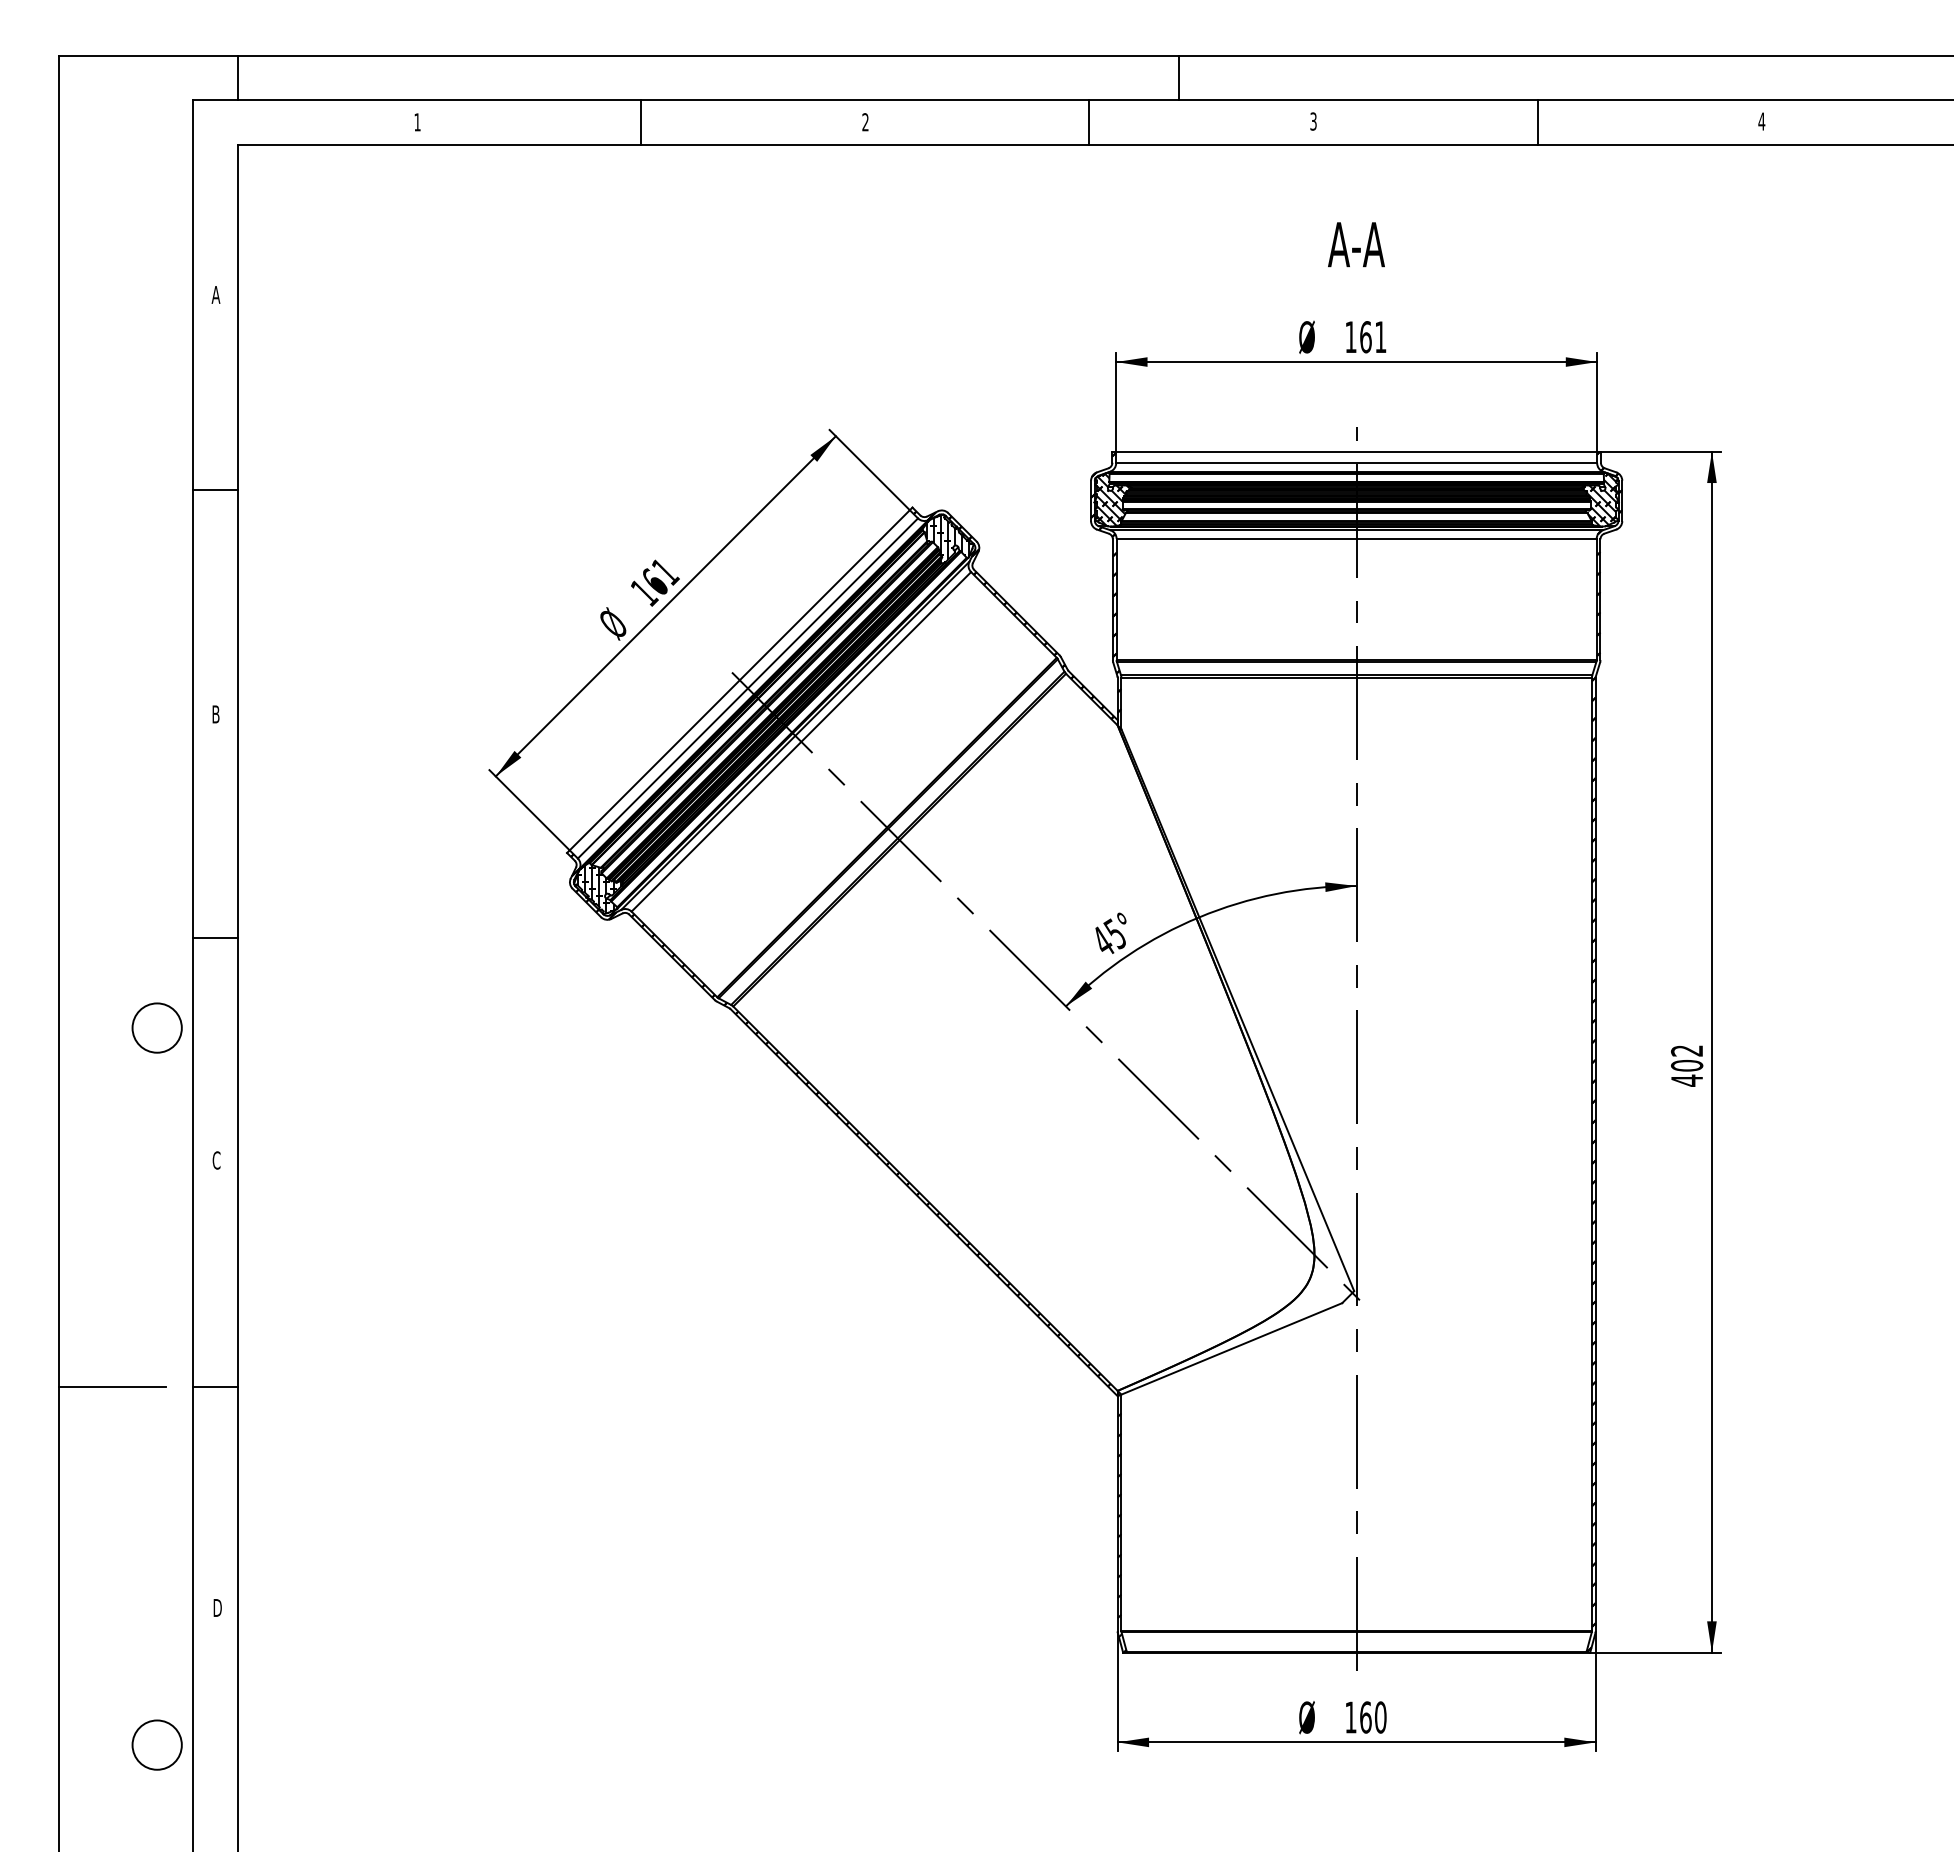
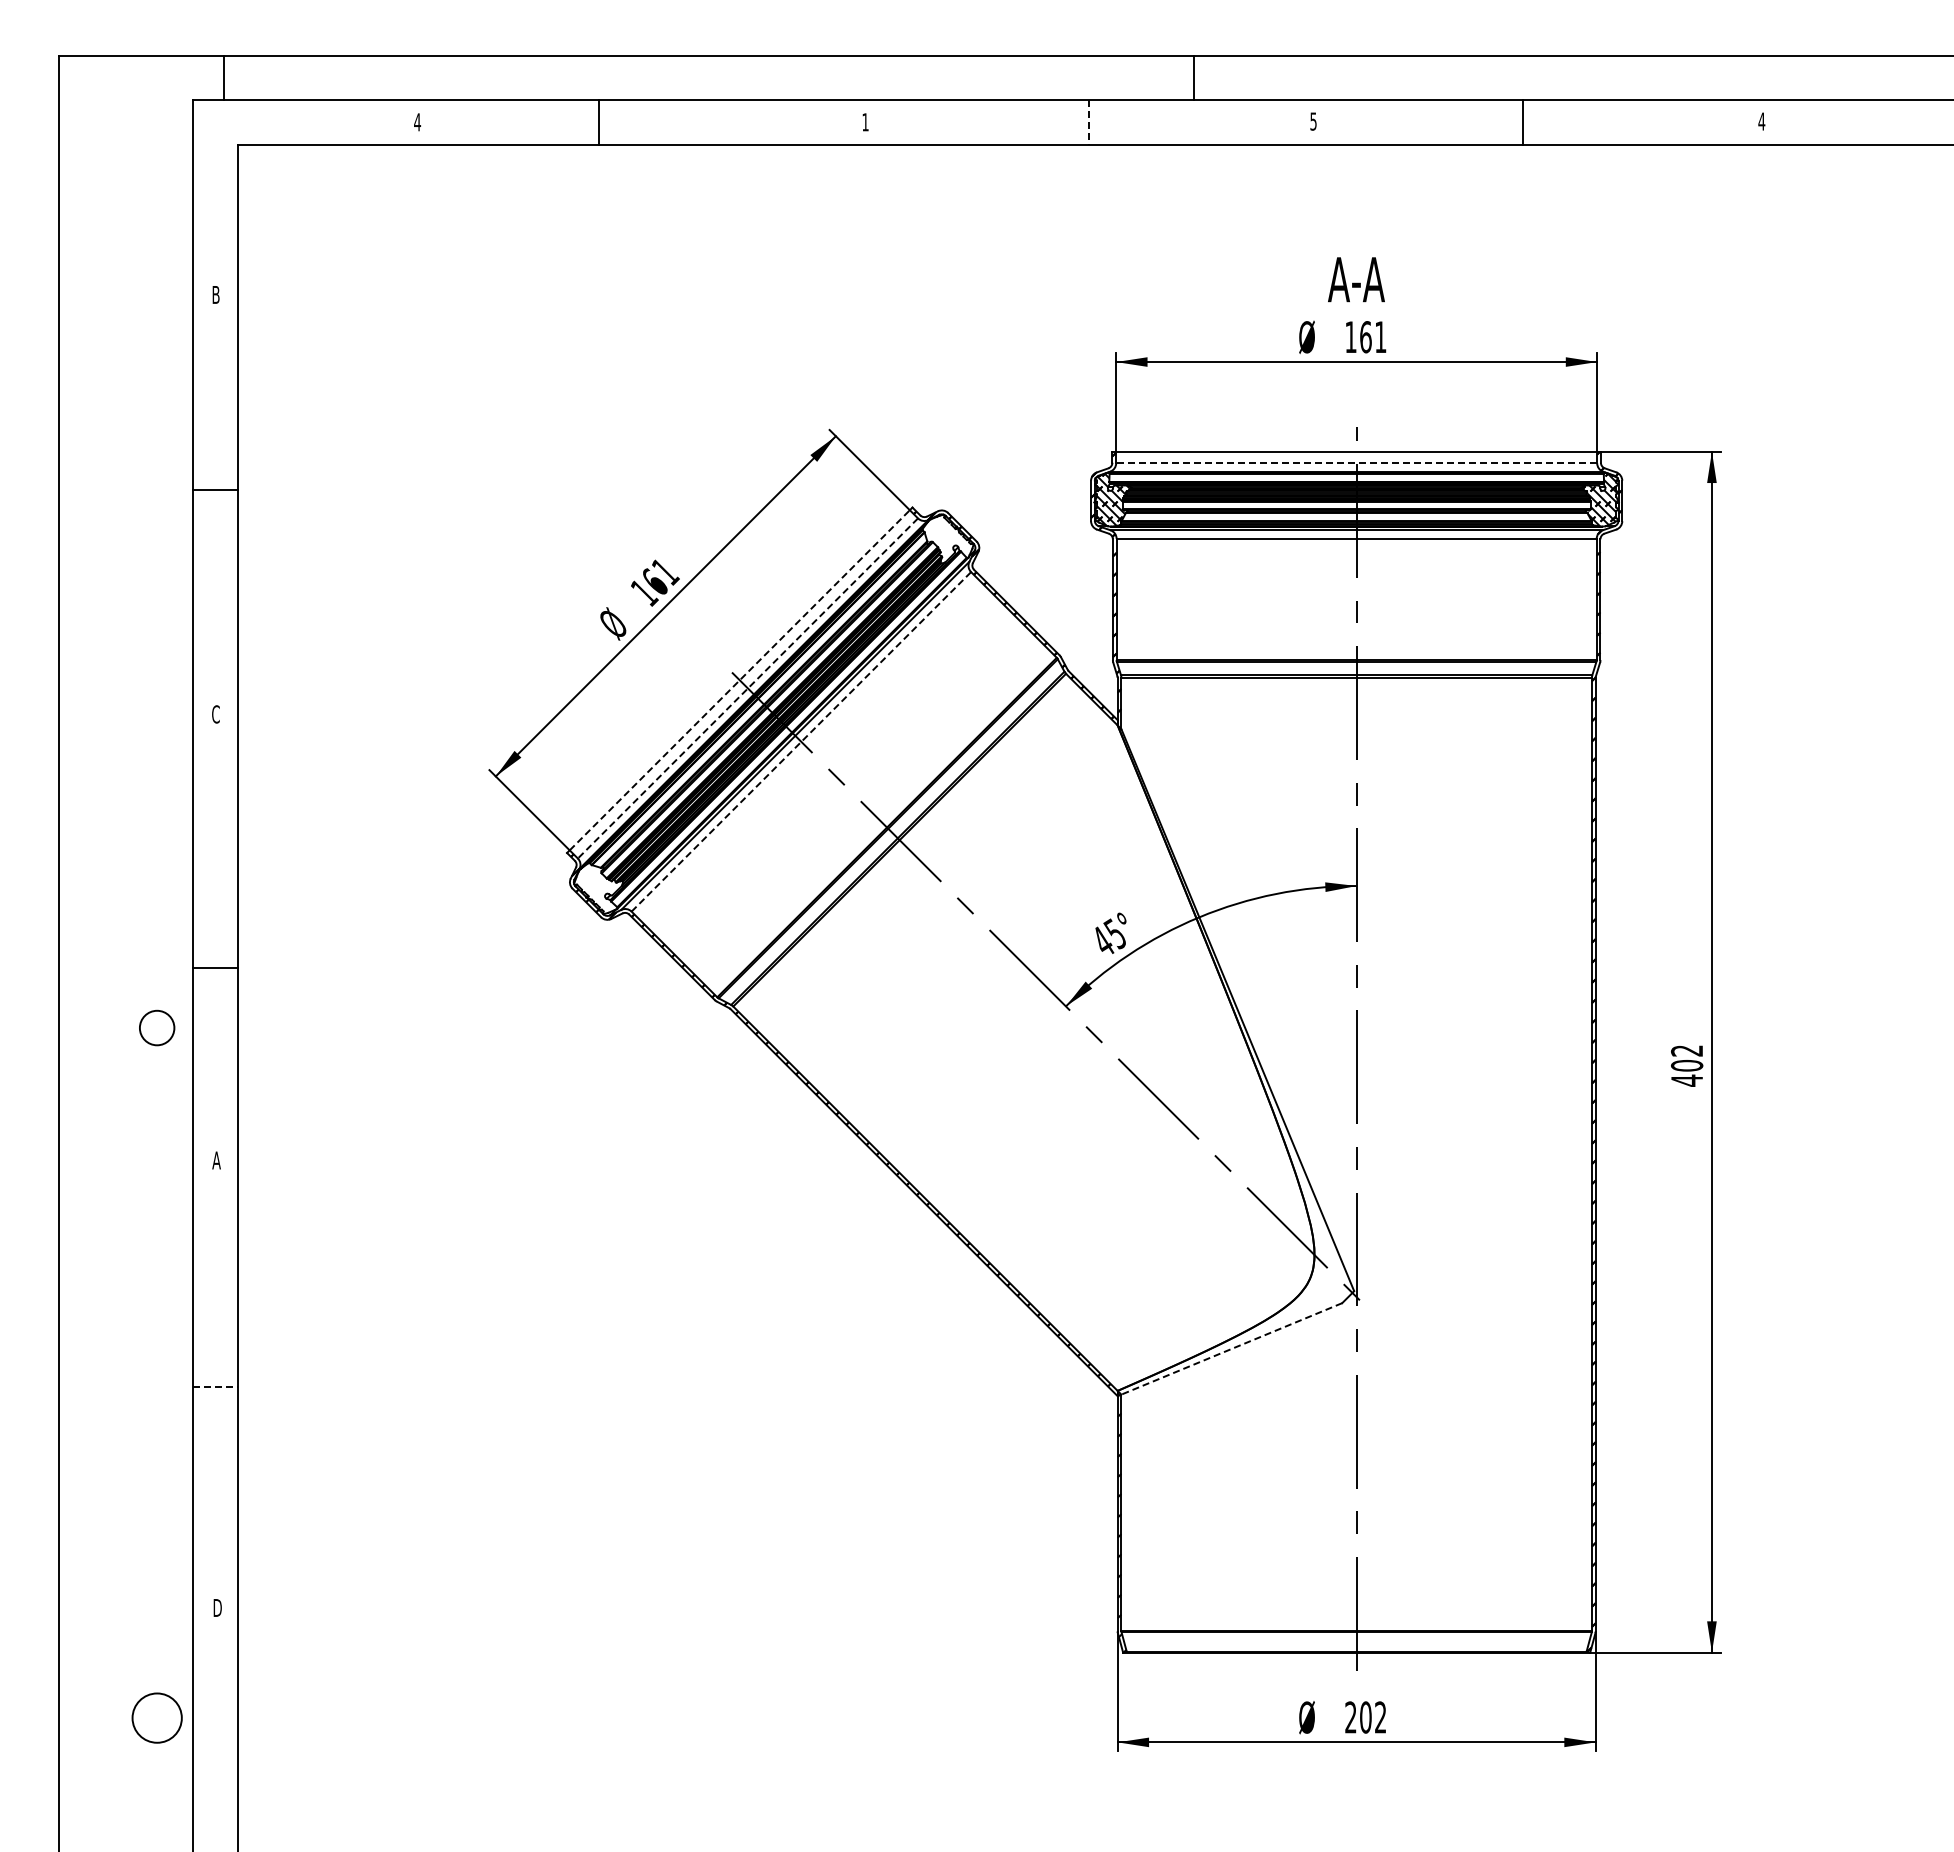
line position: (237, 77) -> (223, 77) (223, 77)
line position: (1179, 77) -> (1194, 77) (1194, 77)
text: 3 -> 5 (1313, 120)
text: 1 -> 4 (417, 122)
line position: (641, 122) -> (599, 122) (599, 122)
text: 2 -> 1 (865, 122)
line position: (1537, 122) -> (1522, 122) (1522, 122)
line: solid -> dashed (1089, 123)
text position: (1356, 244) -> (1356, 279) (1356, 279)
text: A -> B (215, 294)
line: solid -> dashed (1356, 463)
hatch: present -> none (947, 539)
line: solid -> dashed (739, 680)
line: solid -> dashed (747, 688)
text: B -> C (215, 714)
line: solid -> dashed (801, 741)
hatch: present -> none (598, 889)
line position: (215, 938) -> (215, 968) (215, 968)
circle size: 52x52 px -> 37x38 px (157, 1027)
text: C -> A (216, 1160)
line: solid -> dashed (1231, 1348)
line: present -> none (112, 1386)
line: solid -> dashed (215, 1386)
text: 160 -> 202 (1365, 1717)
circle position: (156, 1744) -> (156, 1717) (156, 1717)
